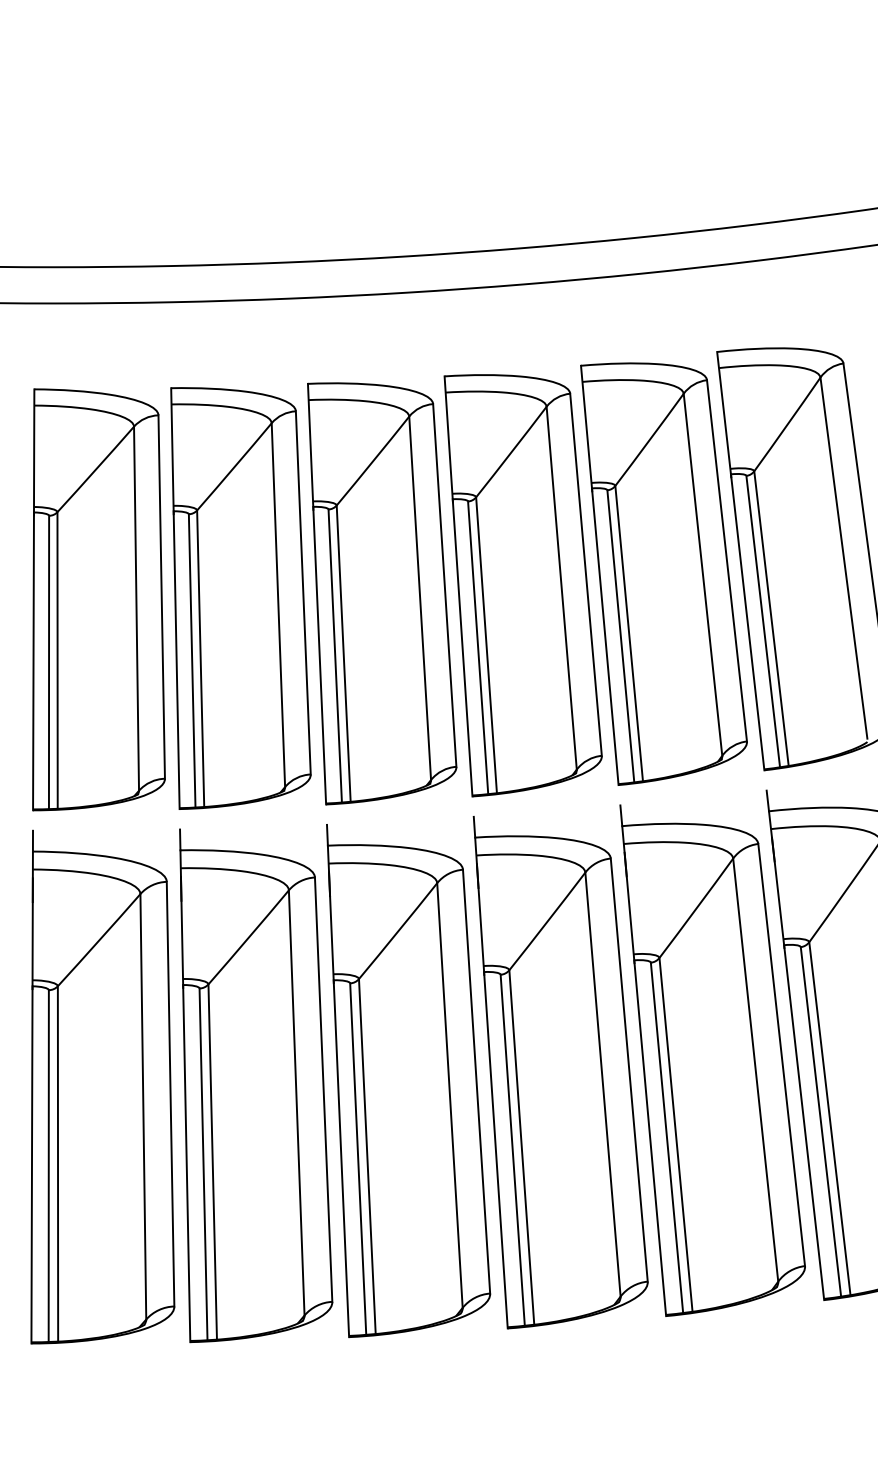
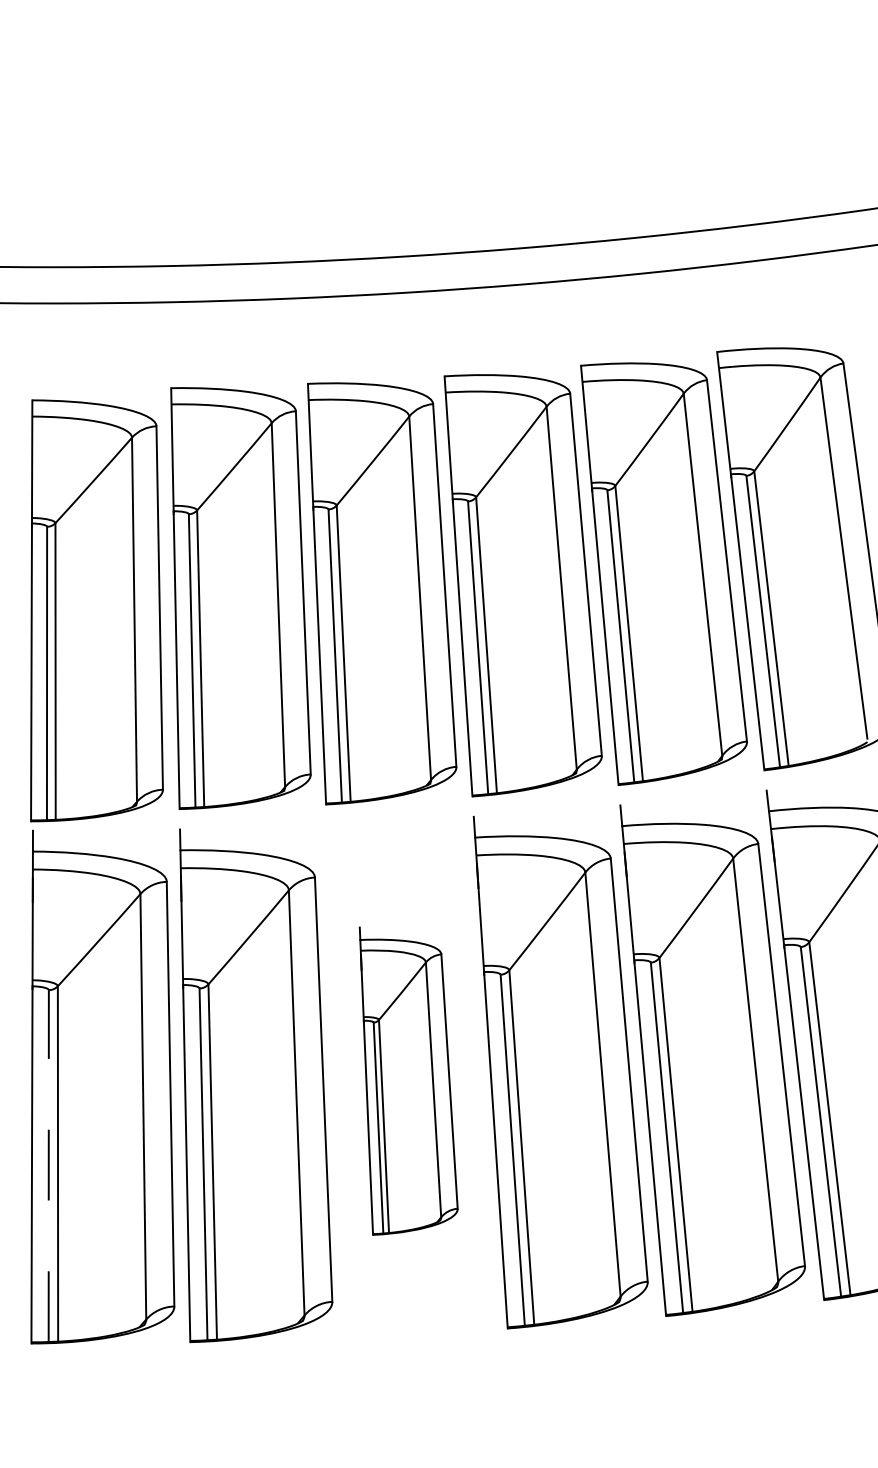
part position: (98, 599) -> (96, 610) (96, 610)
part size: 166x515 px -> 101x310 px (408, 1080)
line: solid -> dashed (48, 1166)
